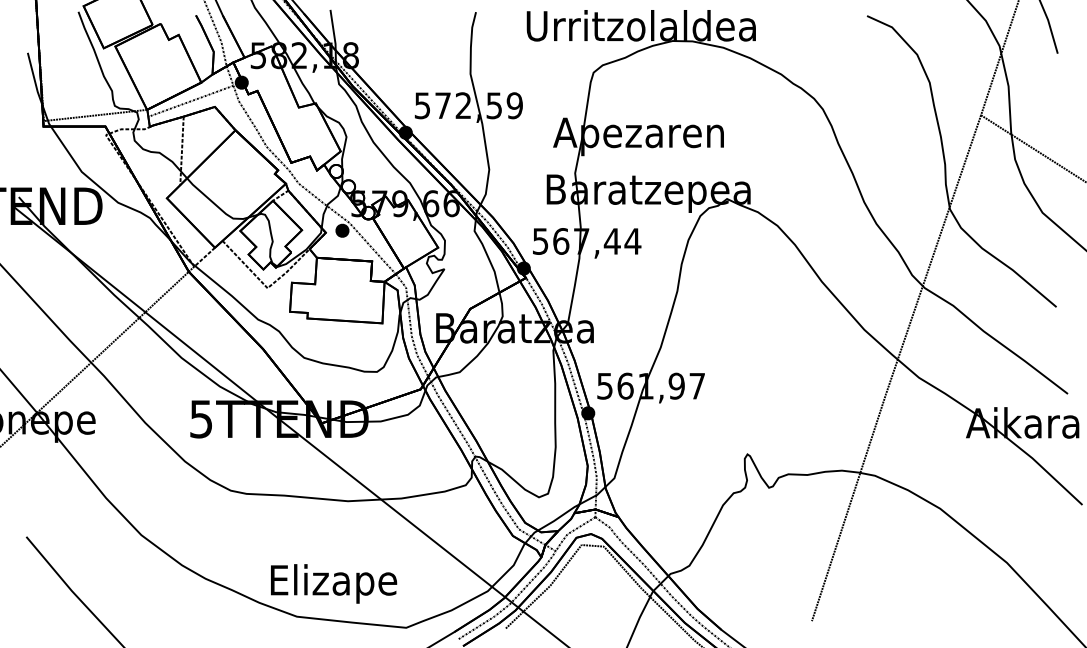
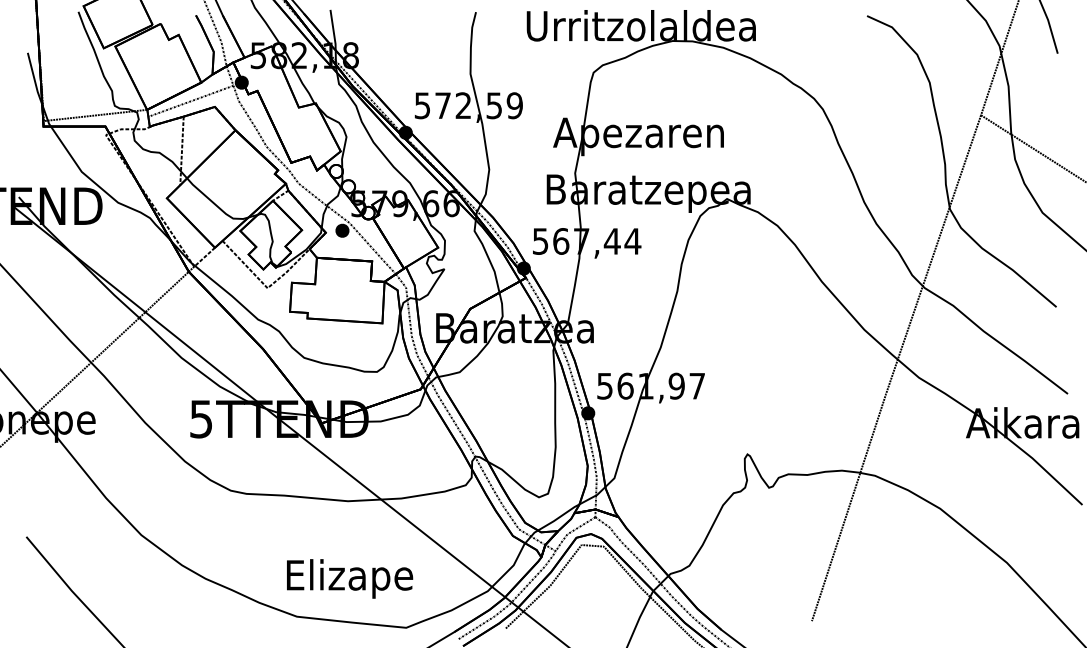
text position: (334, 583) -> (350, 578) (350, 578)
